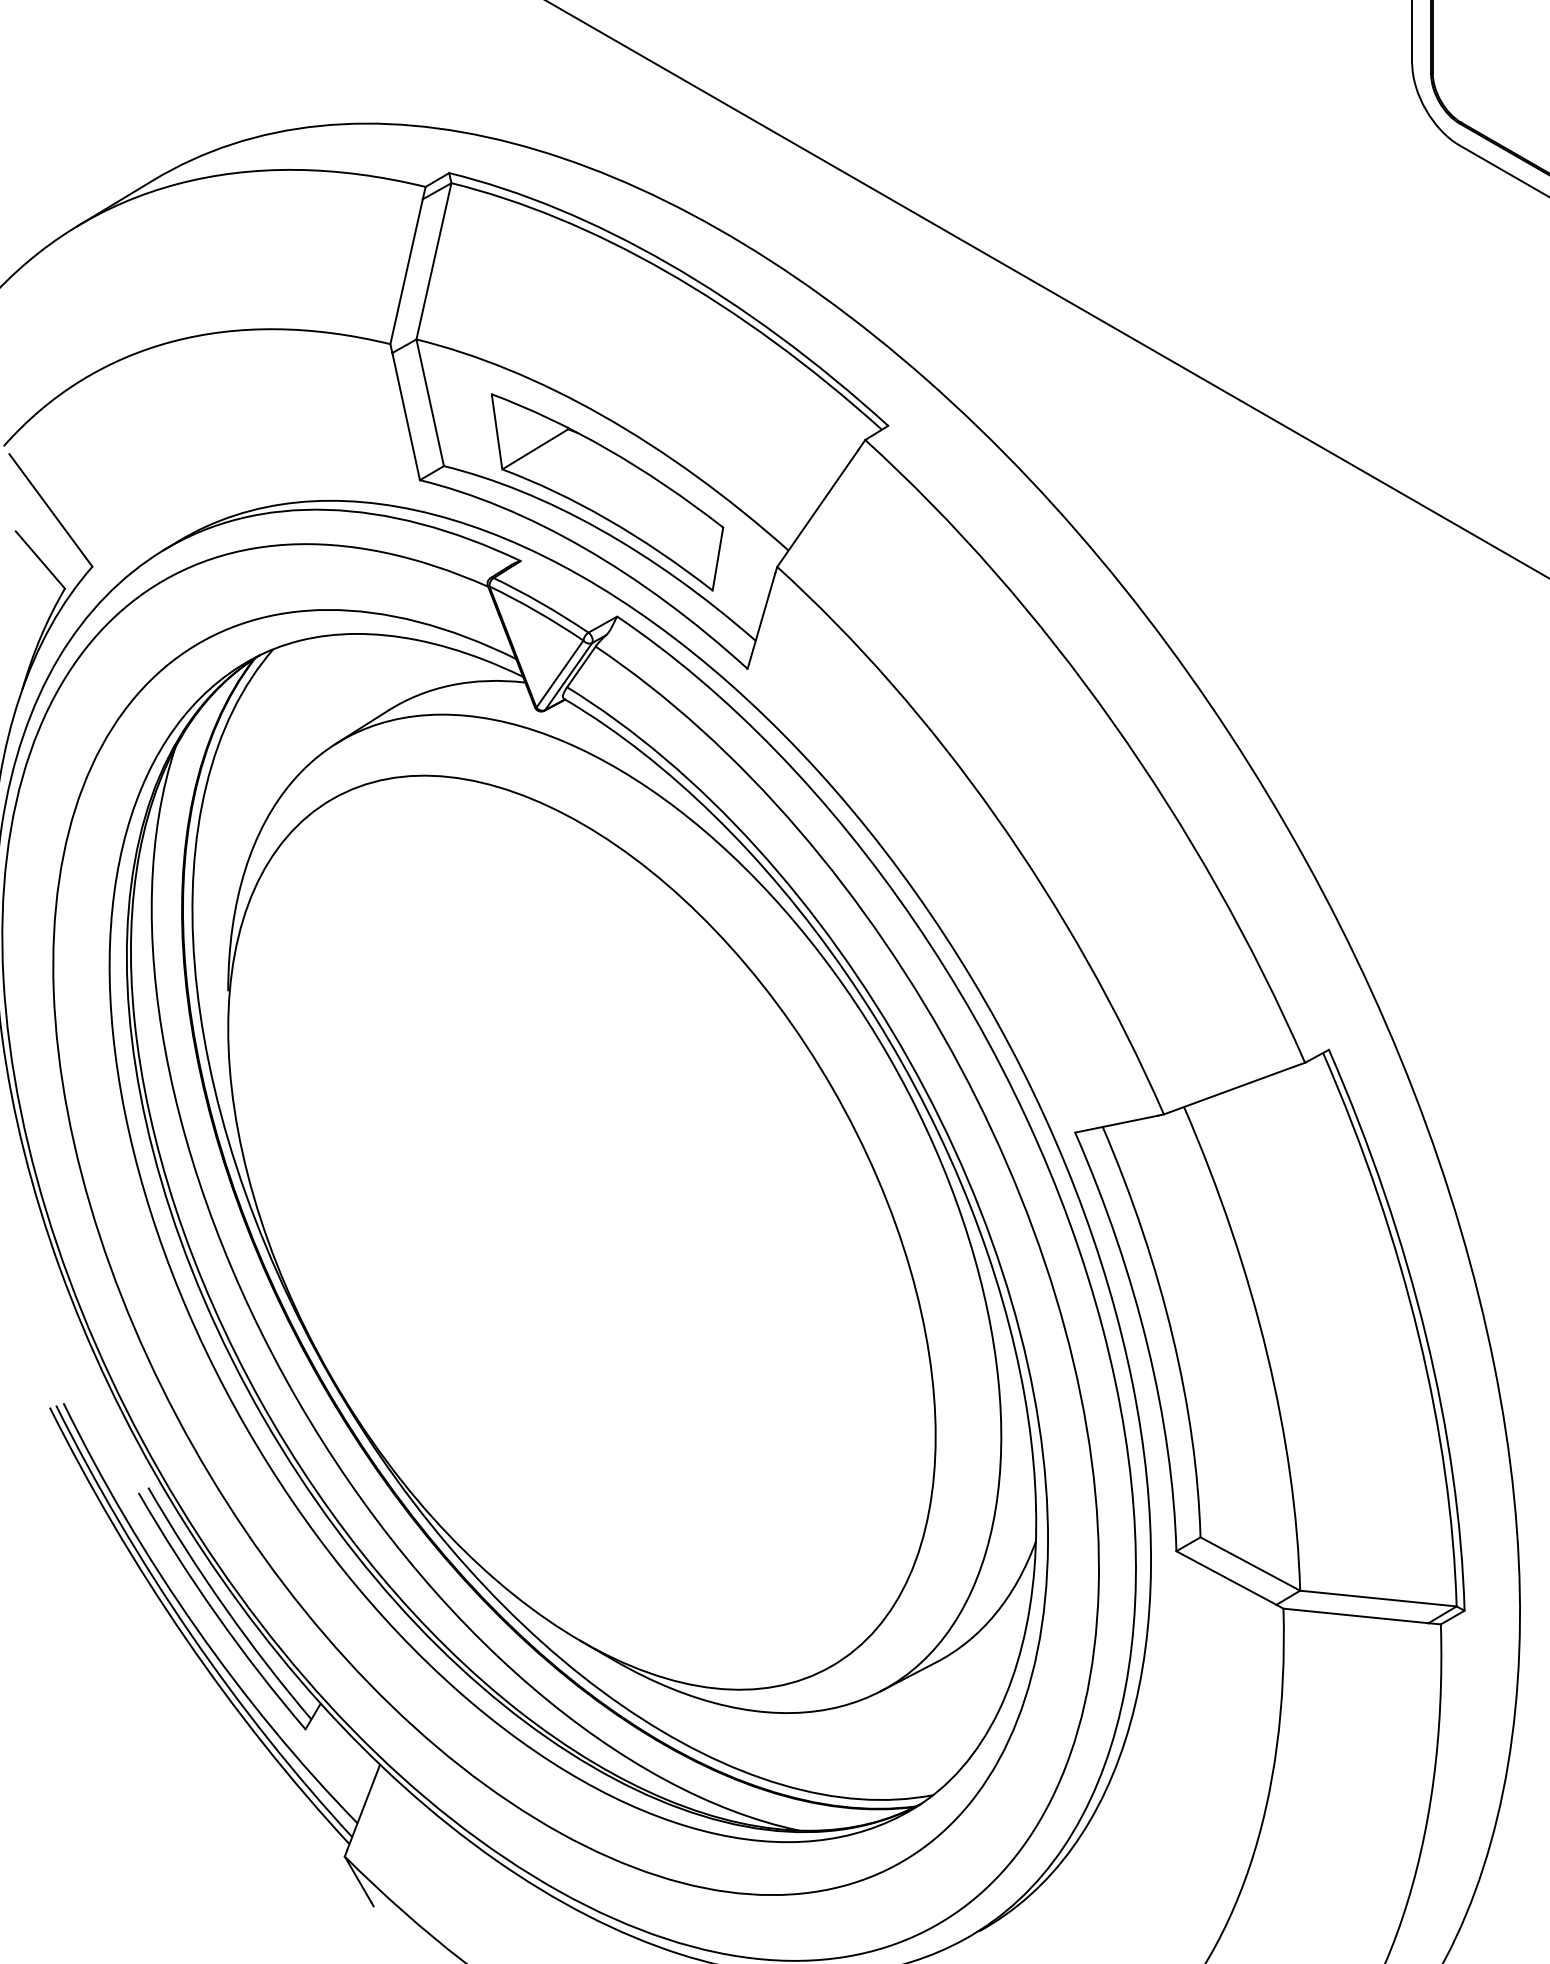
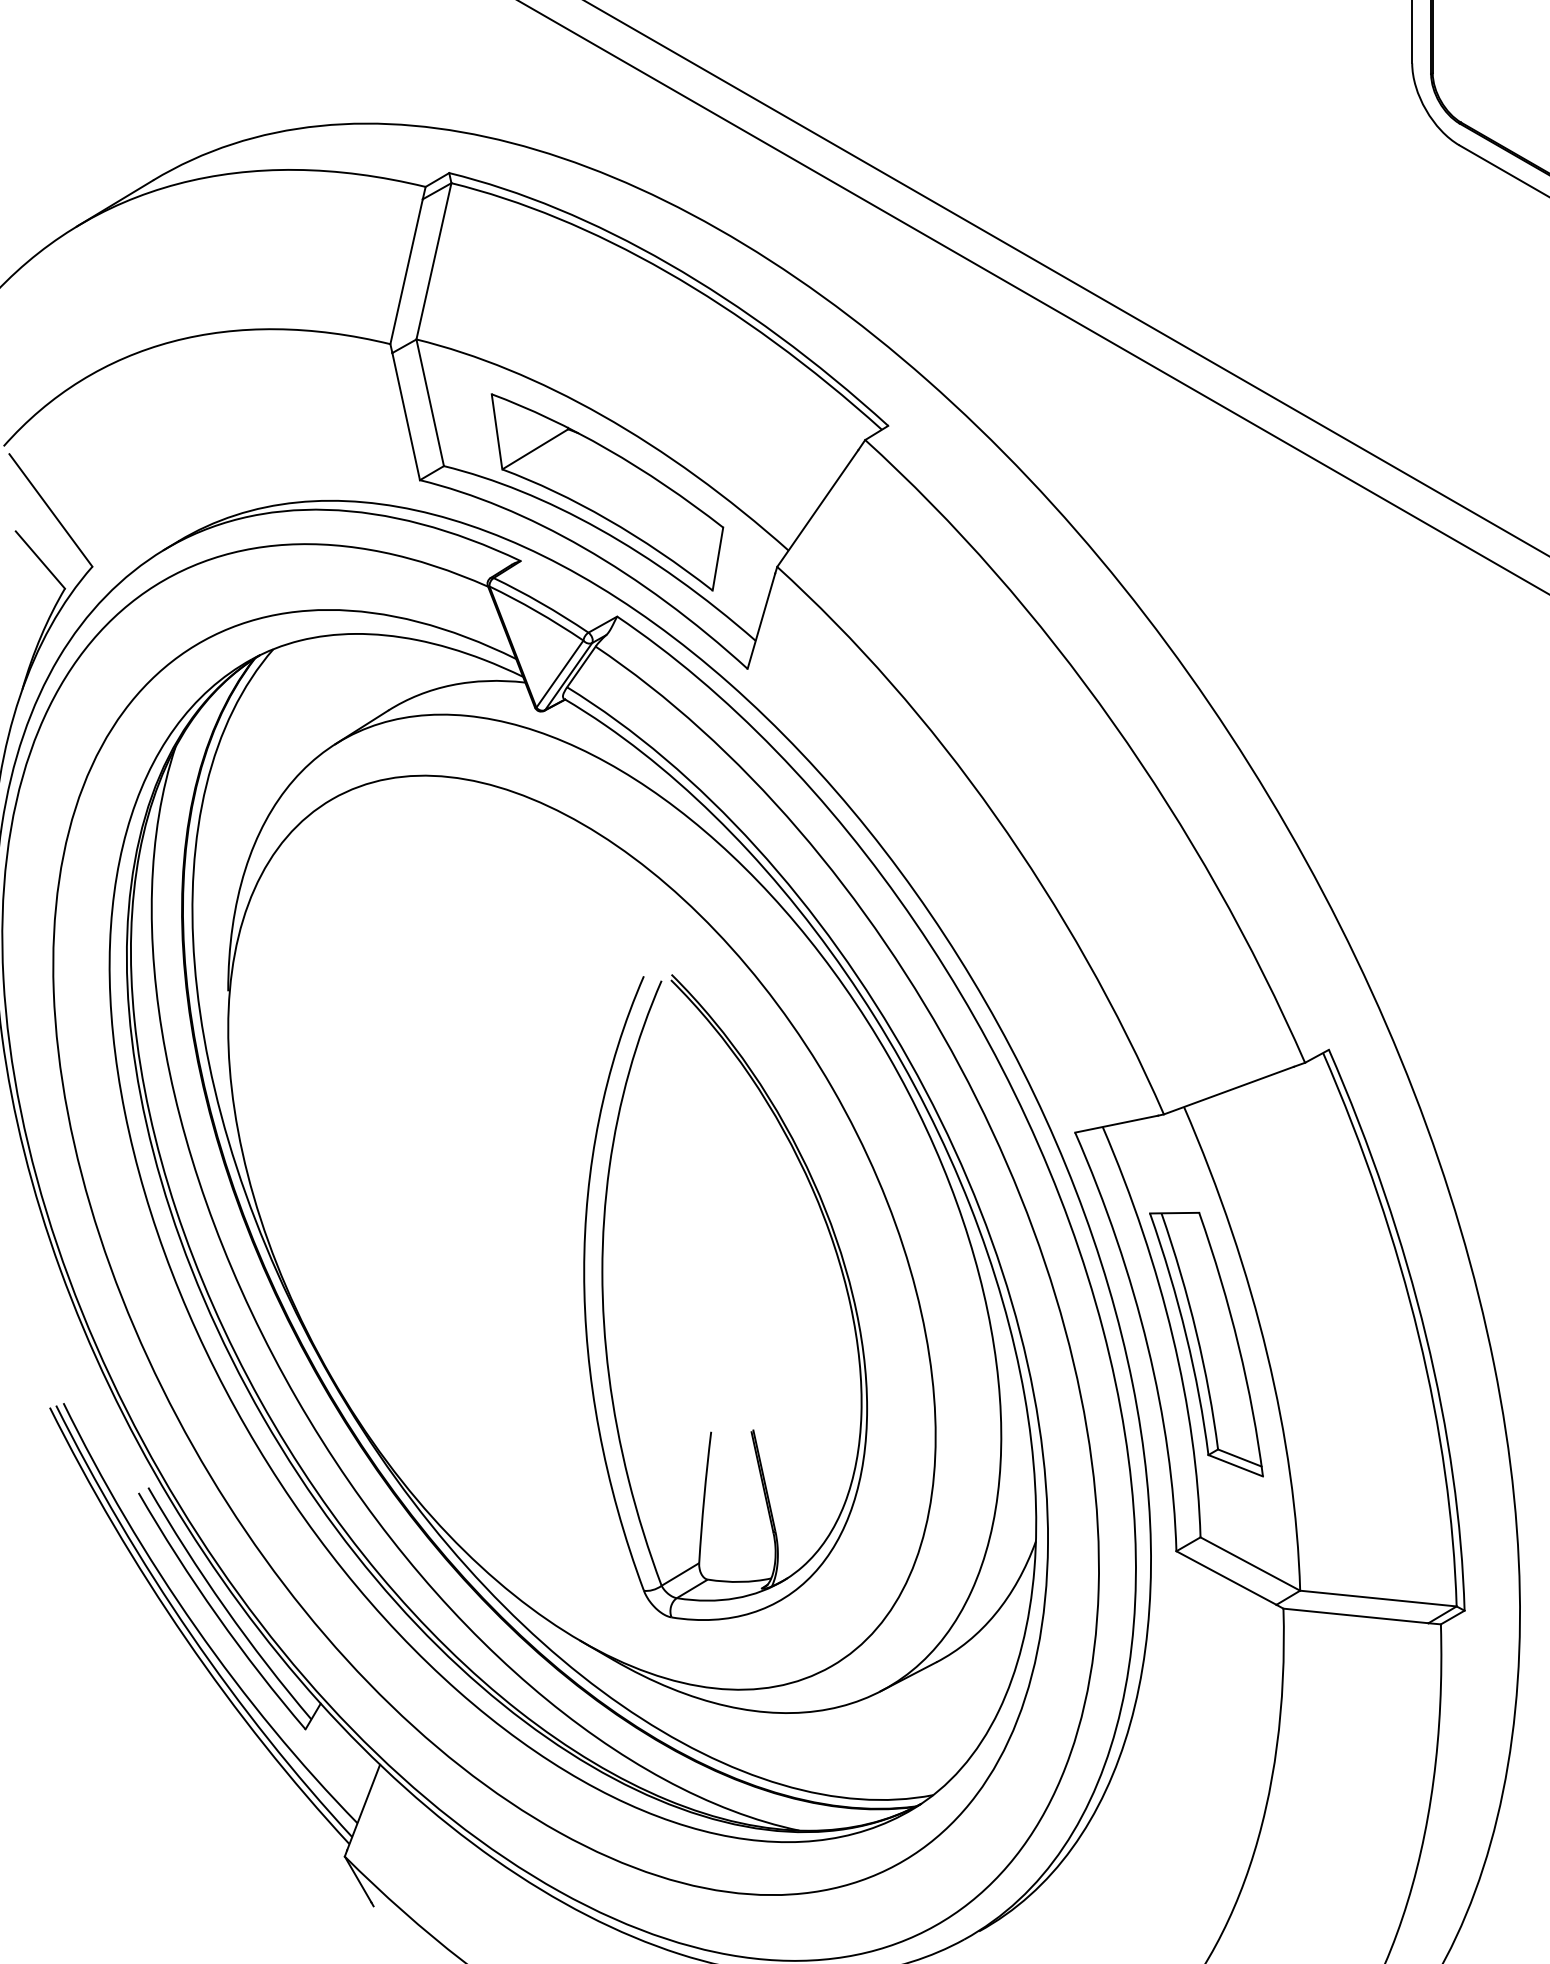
line: none -> present (1066, 278)
line position: (1047, 289) -> (1033, 297) (1033, 297)
part: none -> present (838, 1263)
part: none -> present (1206, 1344)
